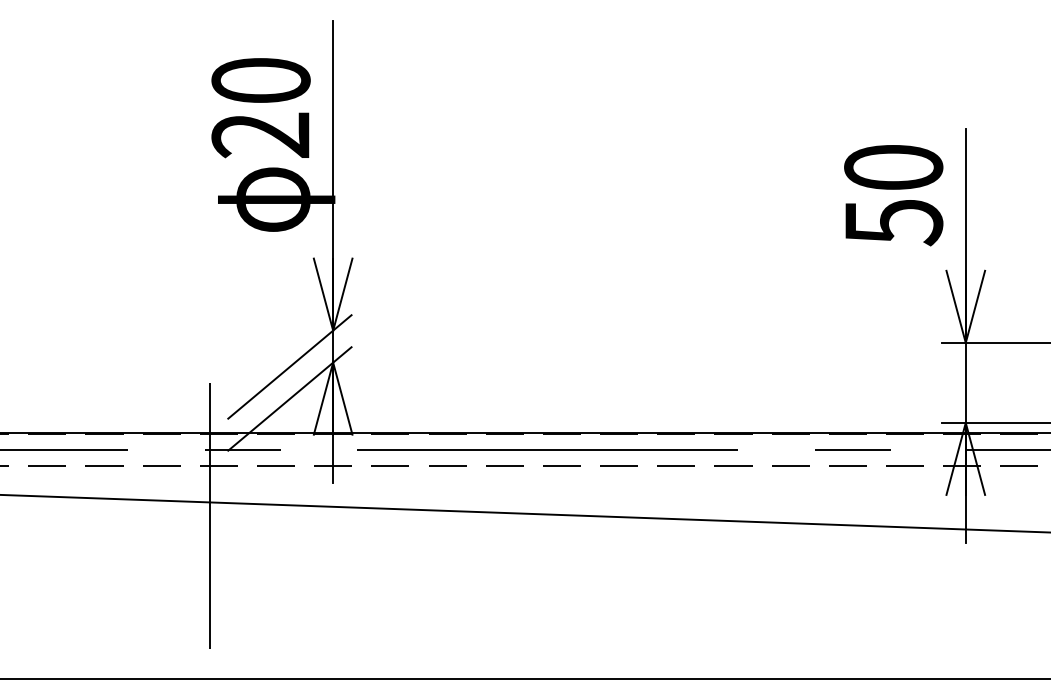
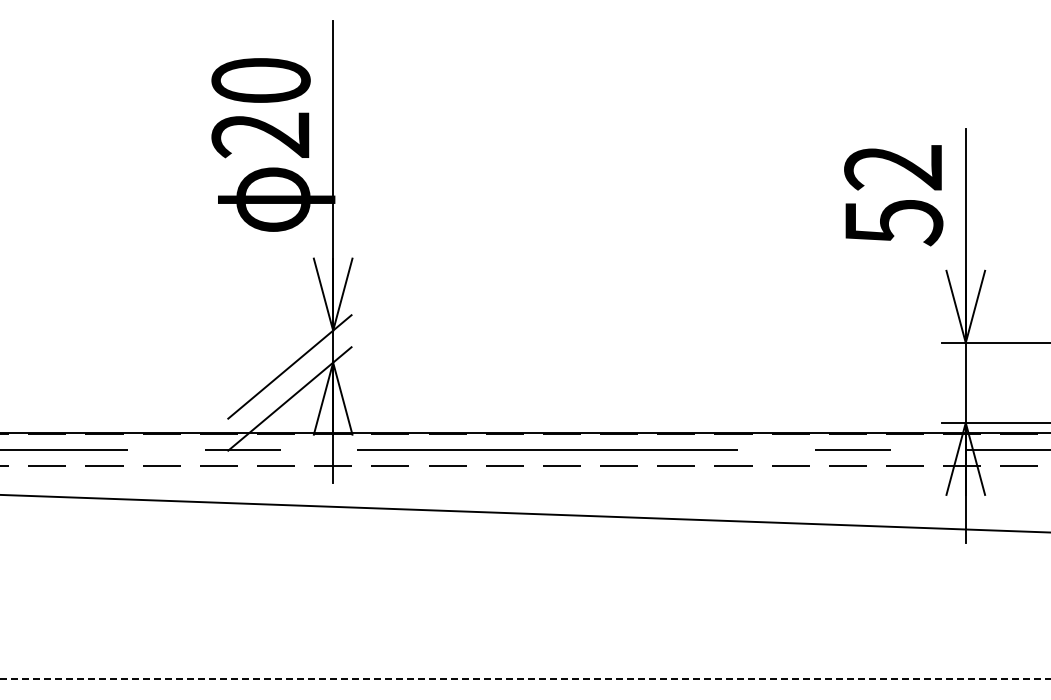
text: 50 -> 52 (893, 167)
line: present -> none (209, 515)
line: solid -> dashed (525, 679)
